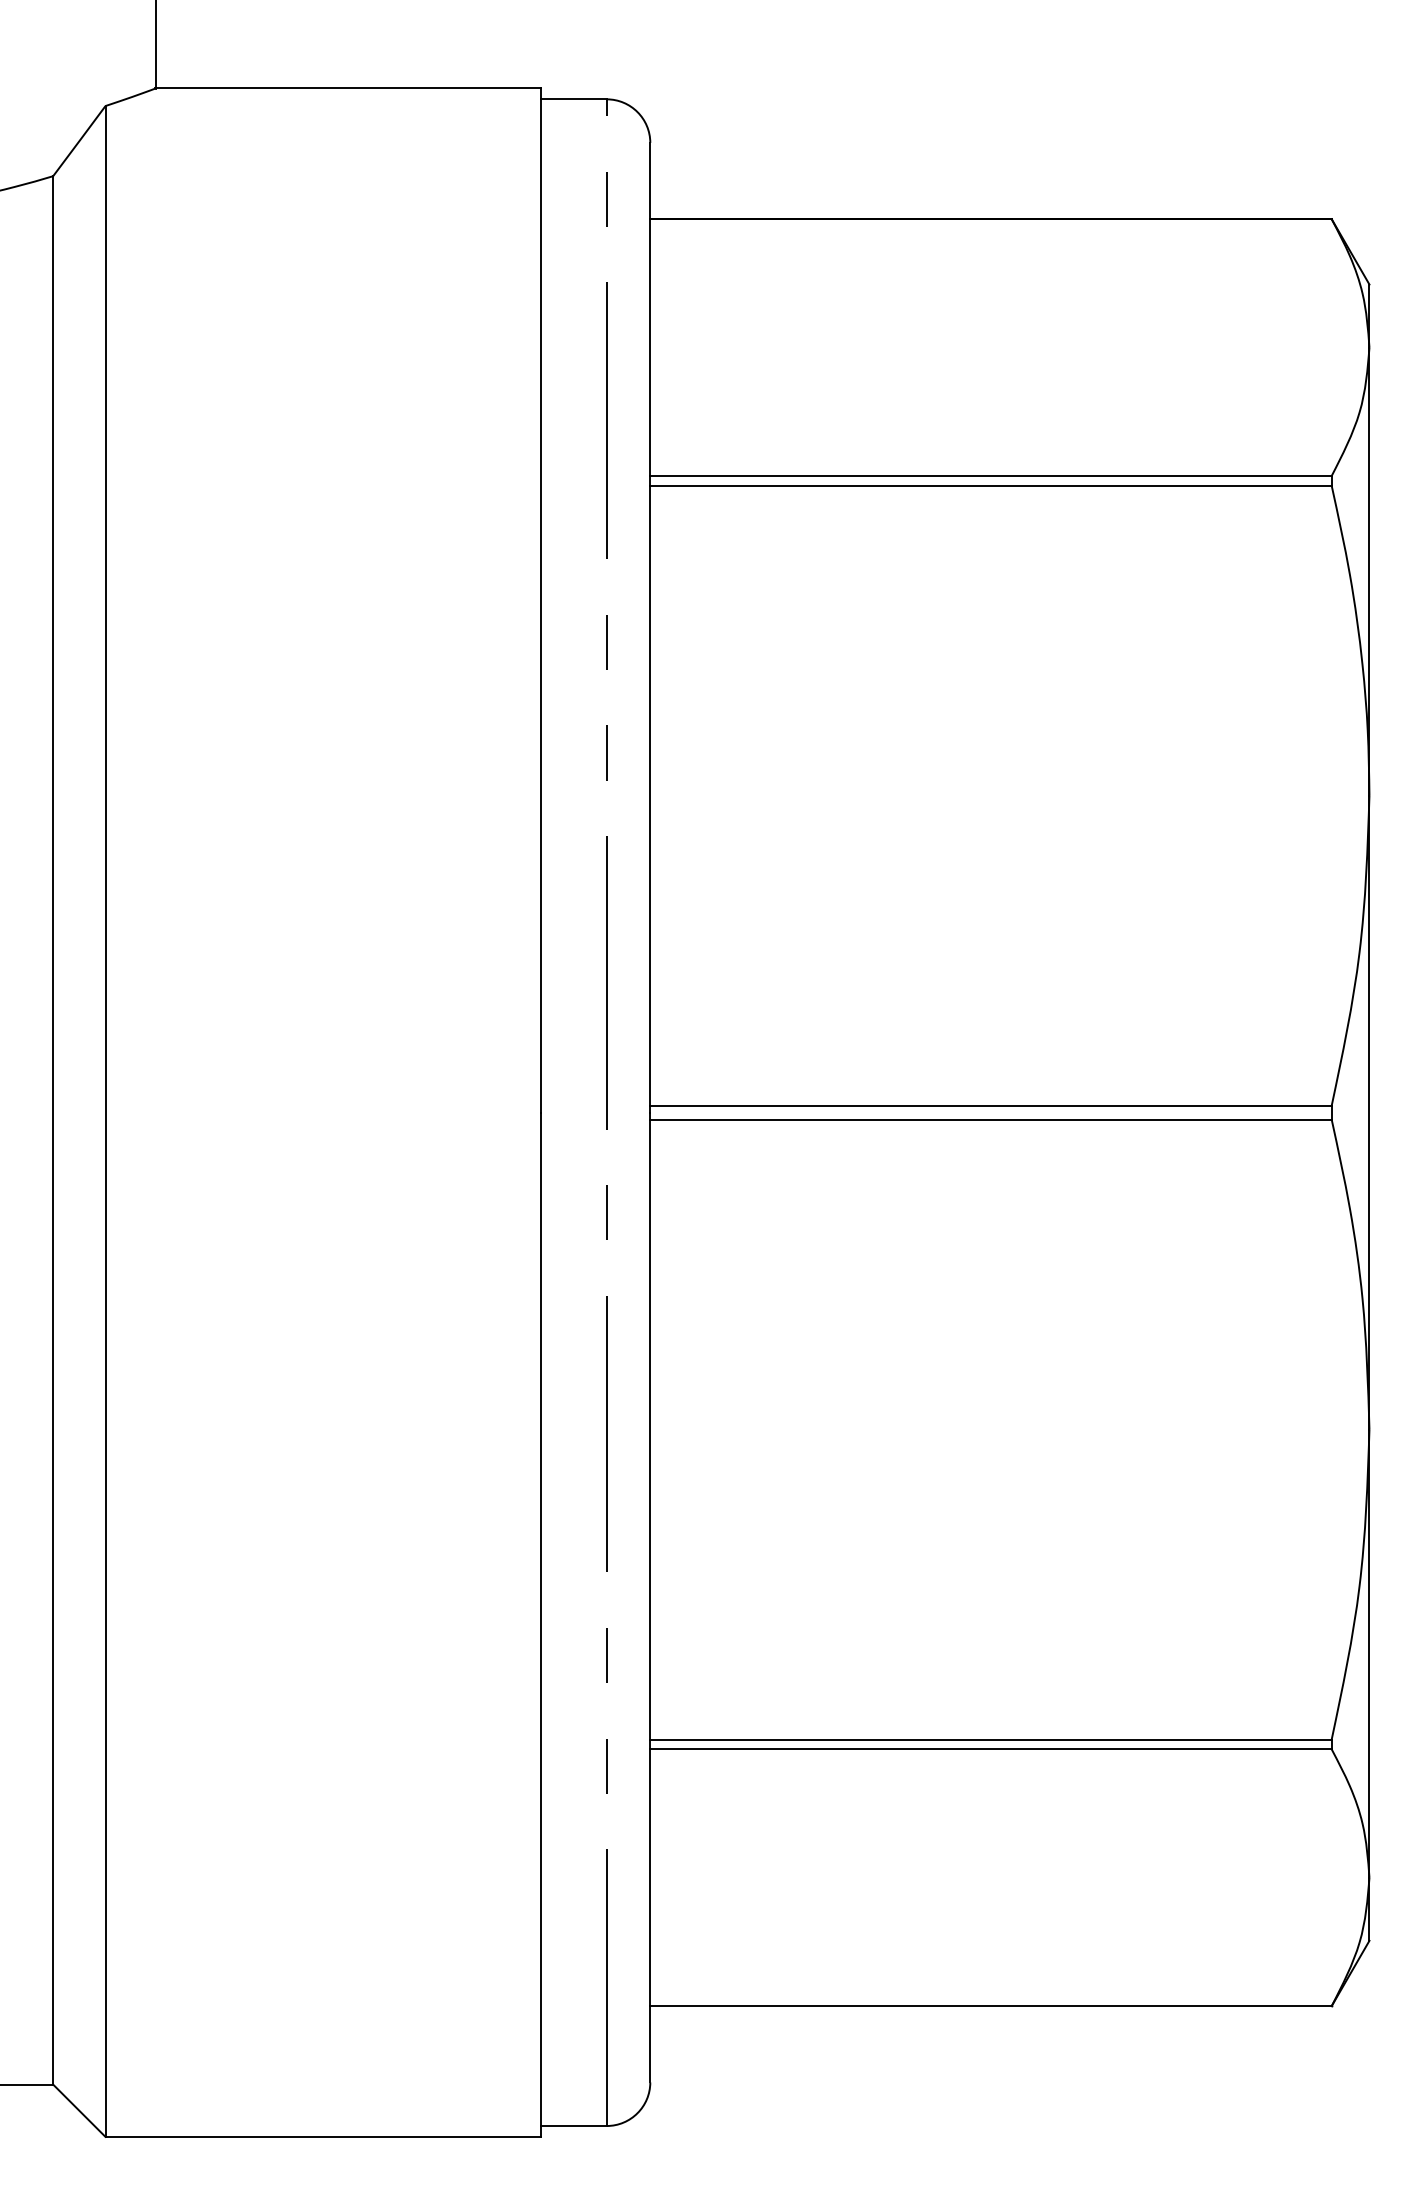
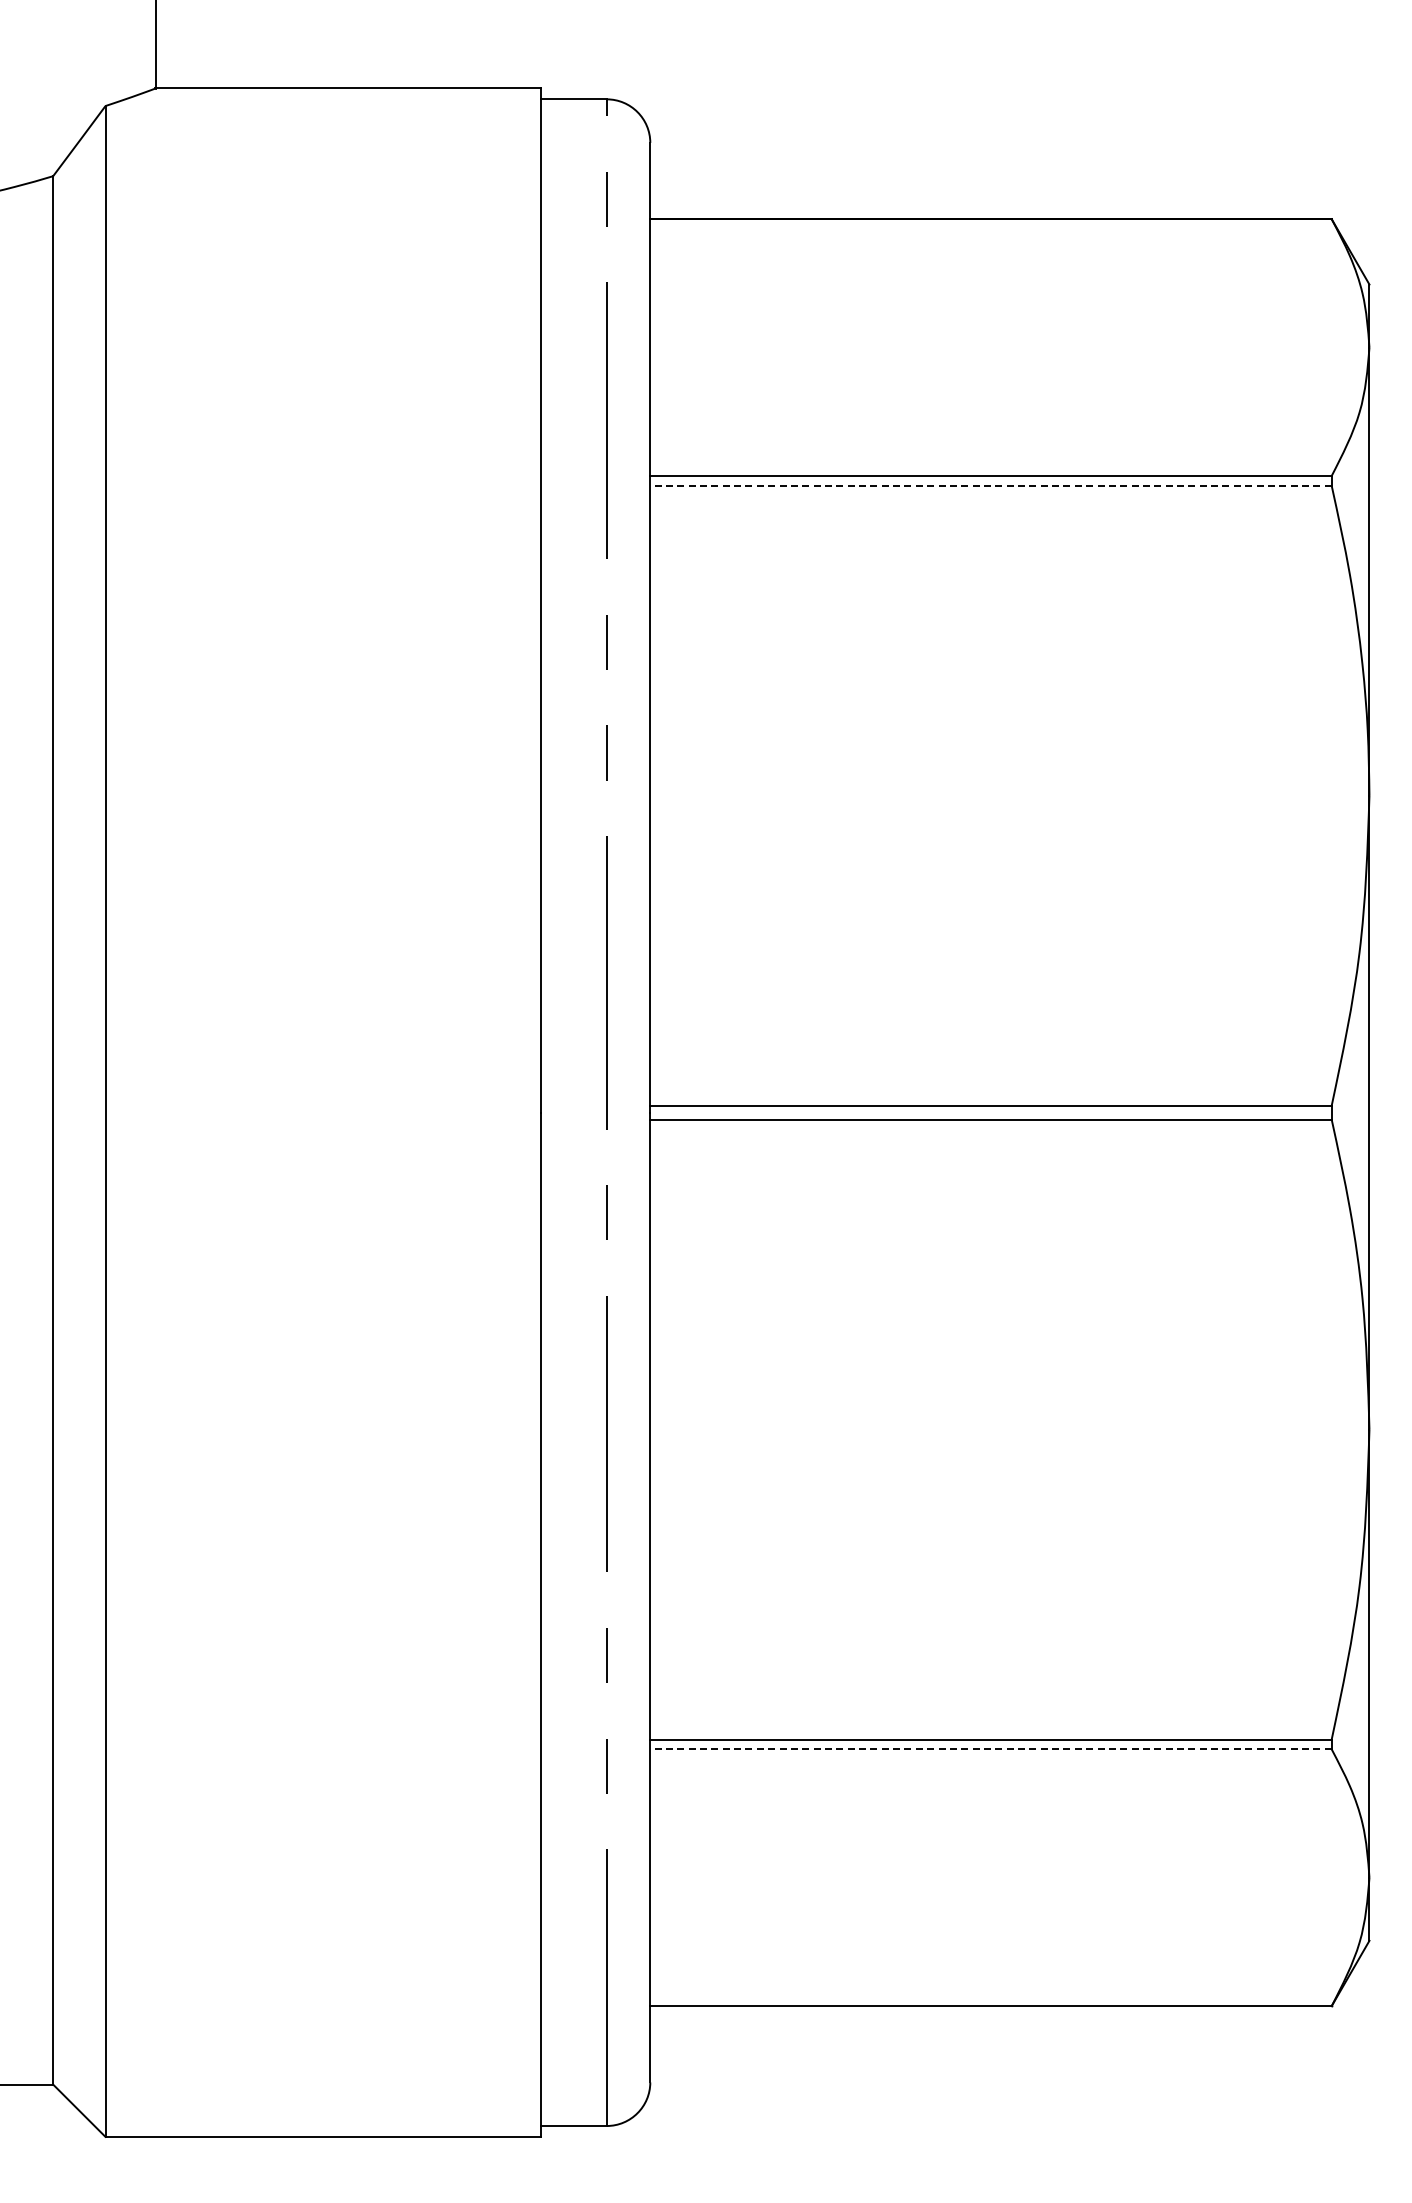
line: solid -> dashed (991, 485)
line: solid -> dashed (991, 1749)
